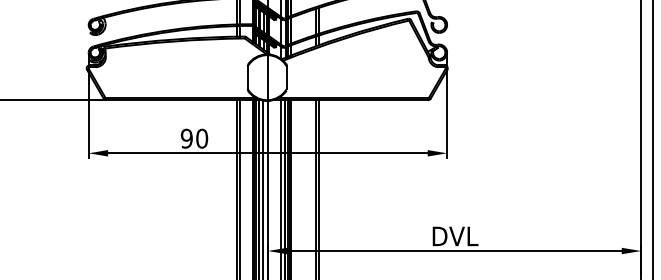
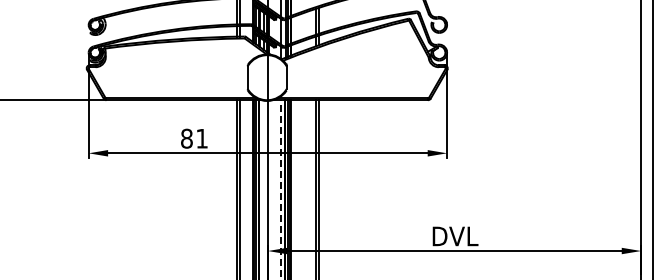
text: 90 -> 81 (194, 138)
line: present -> none (263, 188)
line: solid -> dashed (280, 189)
